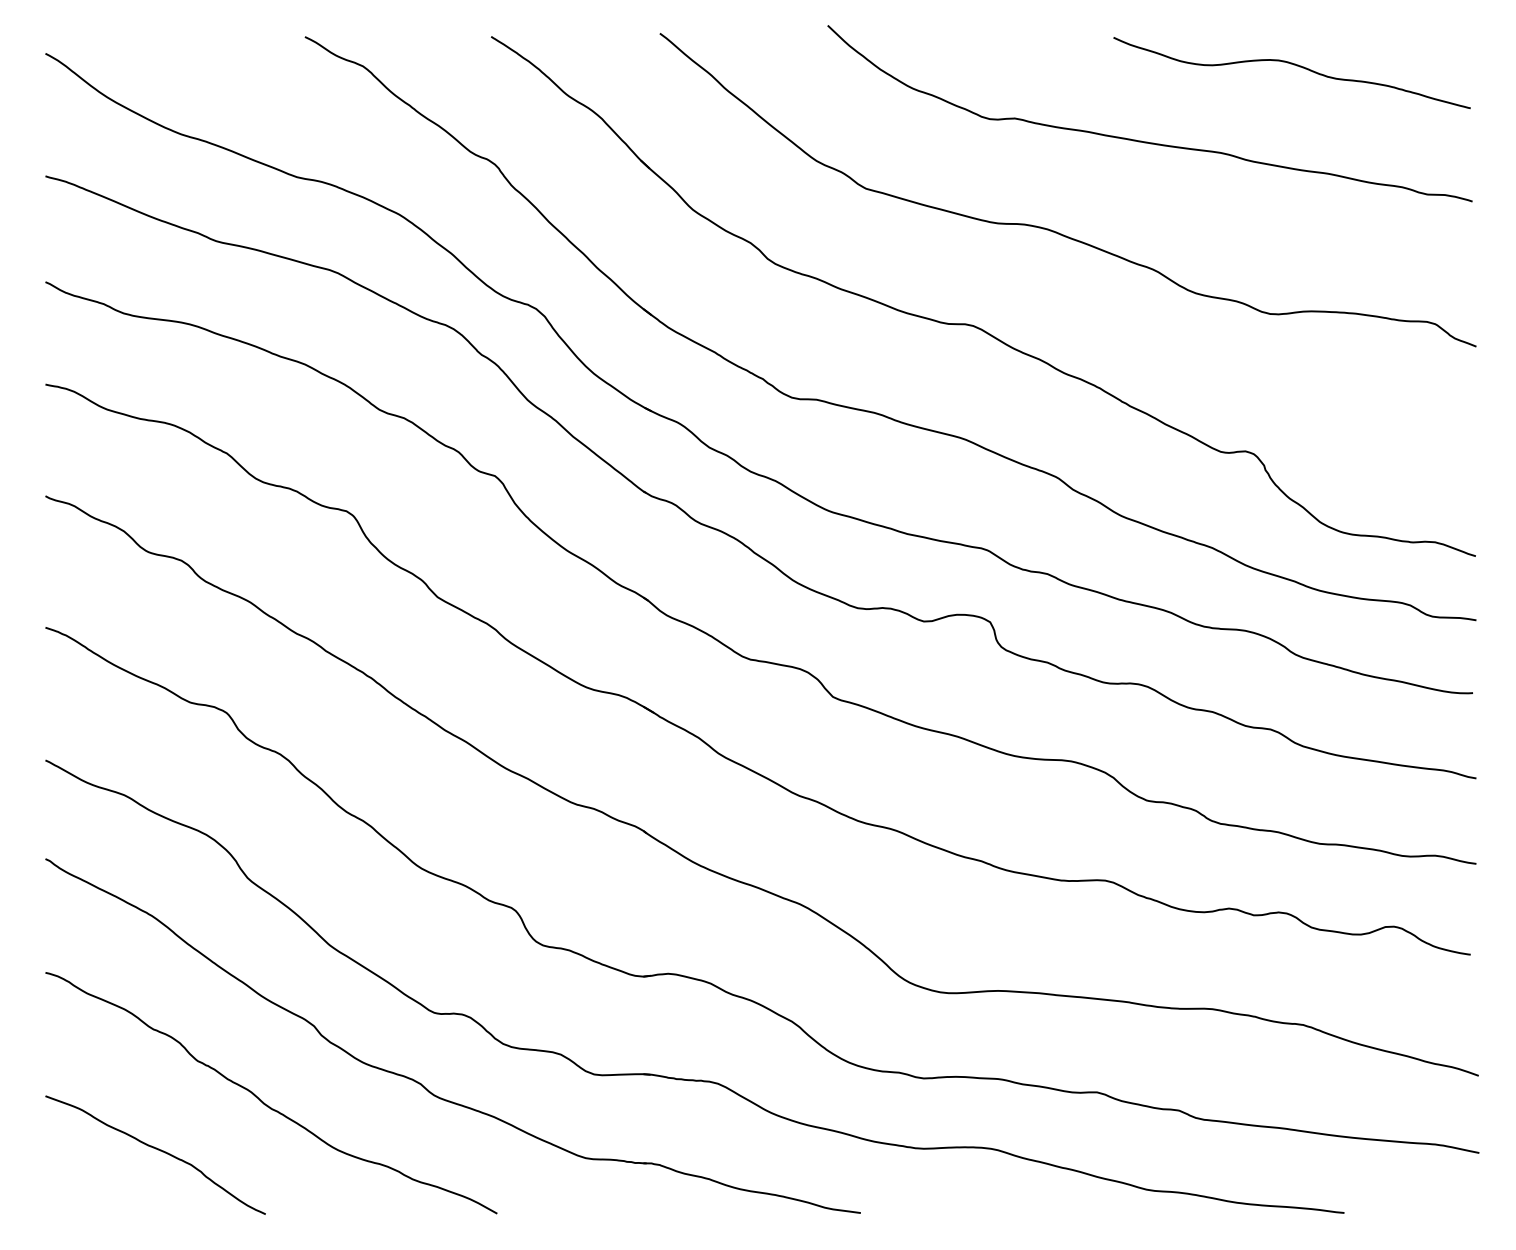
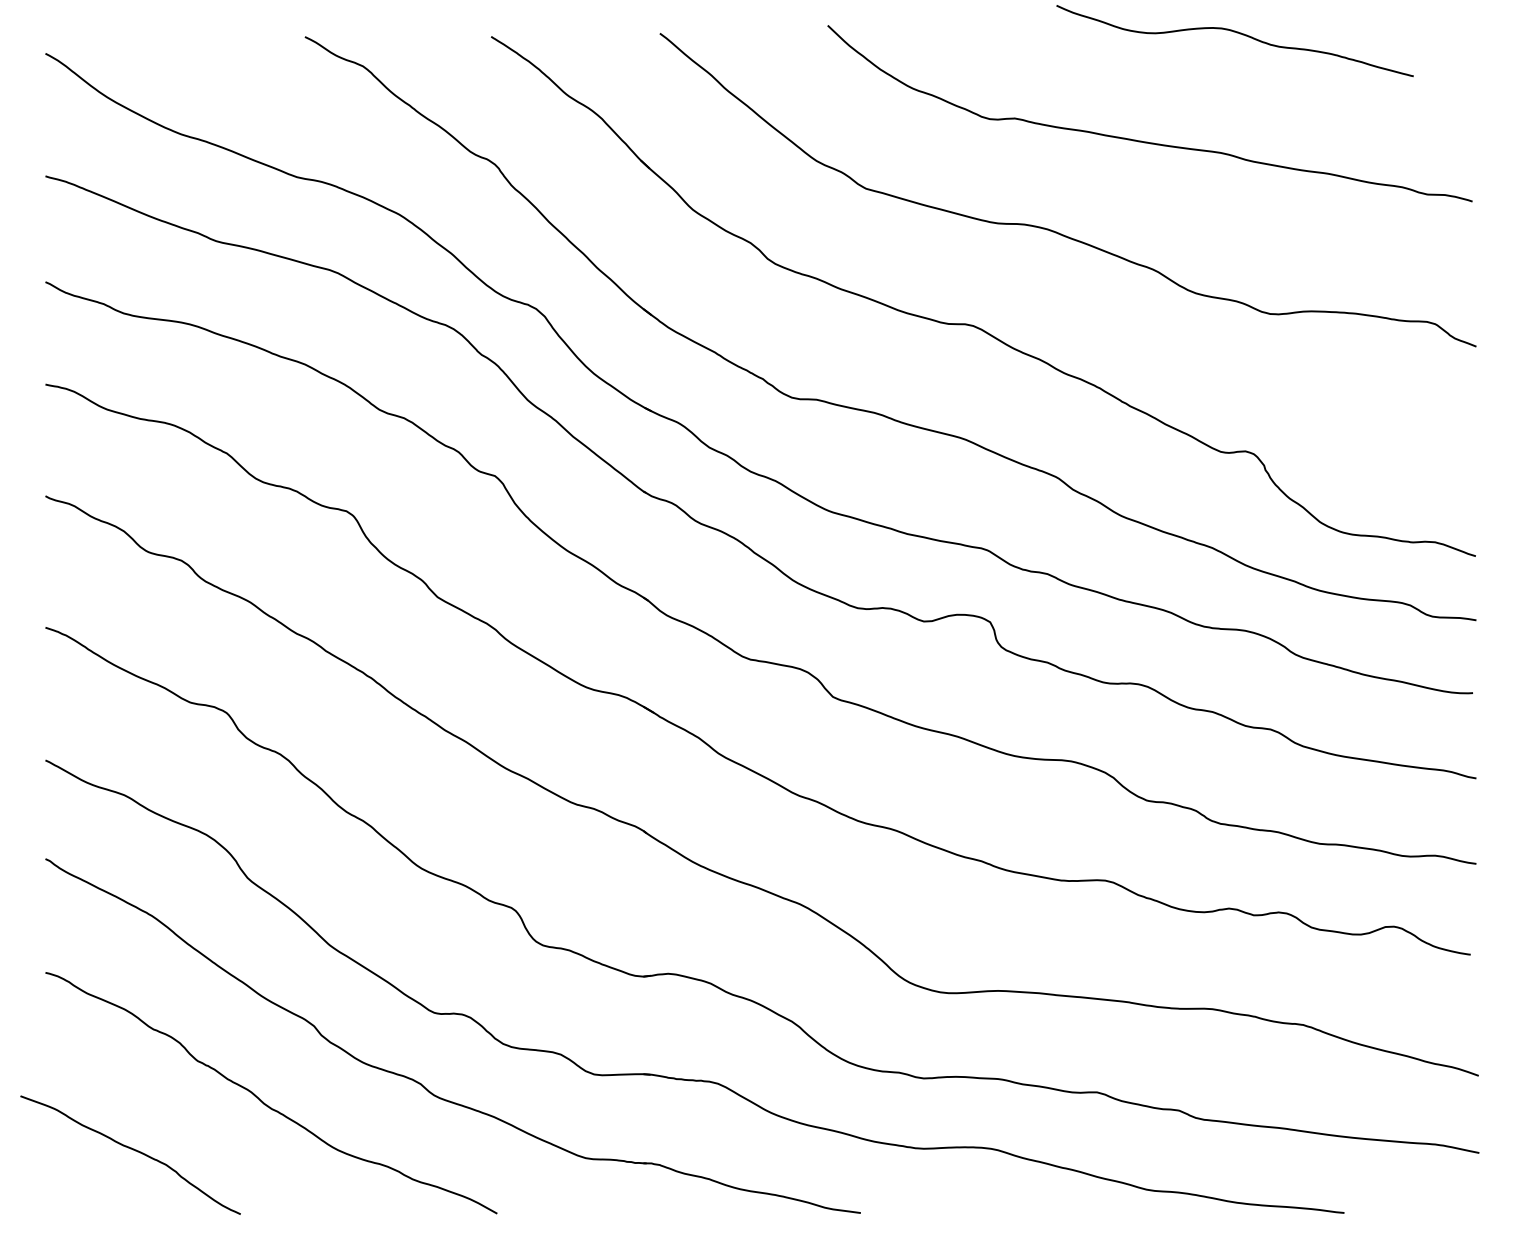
curve position: (1293, 65) -> (1236, 33) (1236, 33)
curve position: (155, 1149) -> (130, 1149) (130, 1149)
